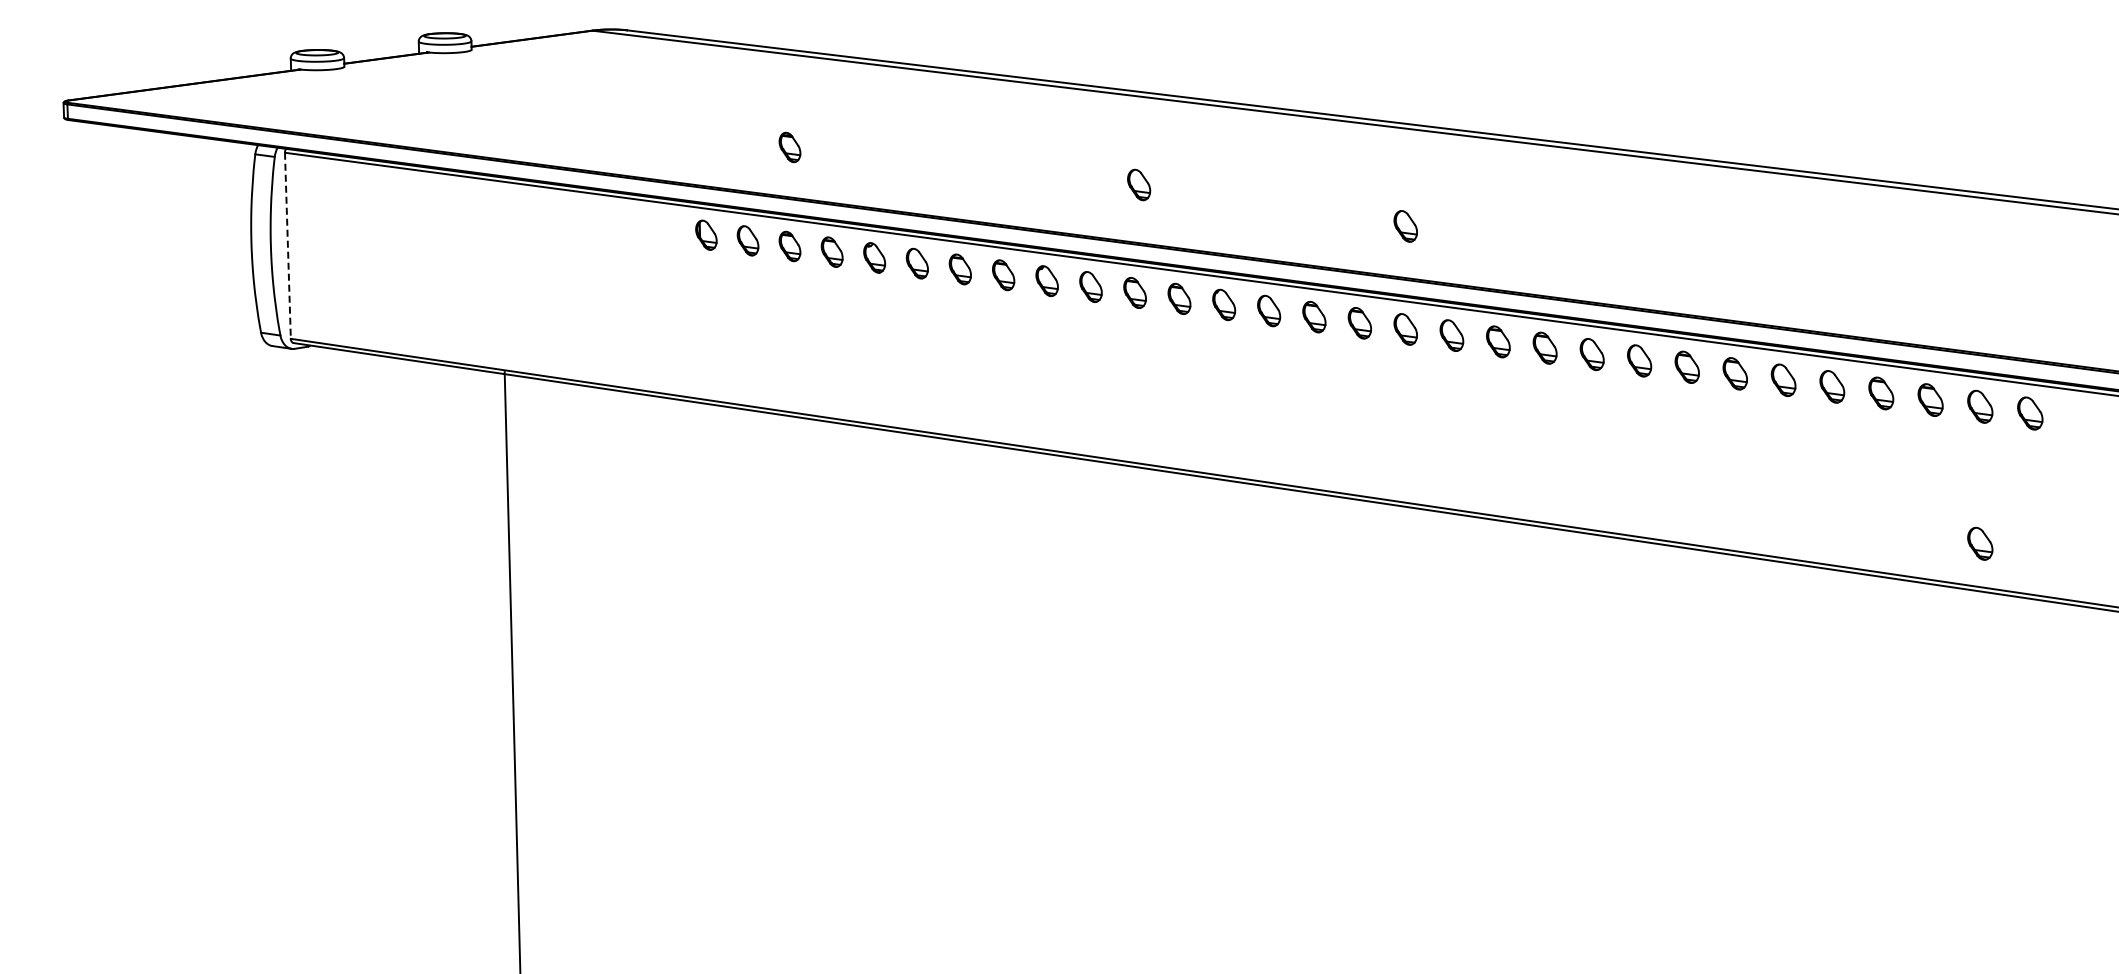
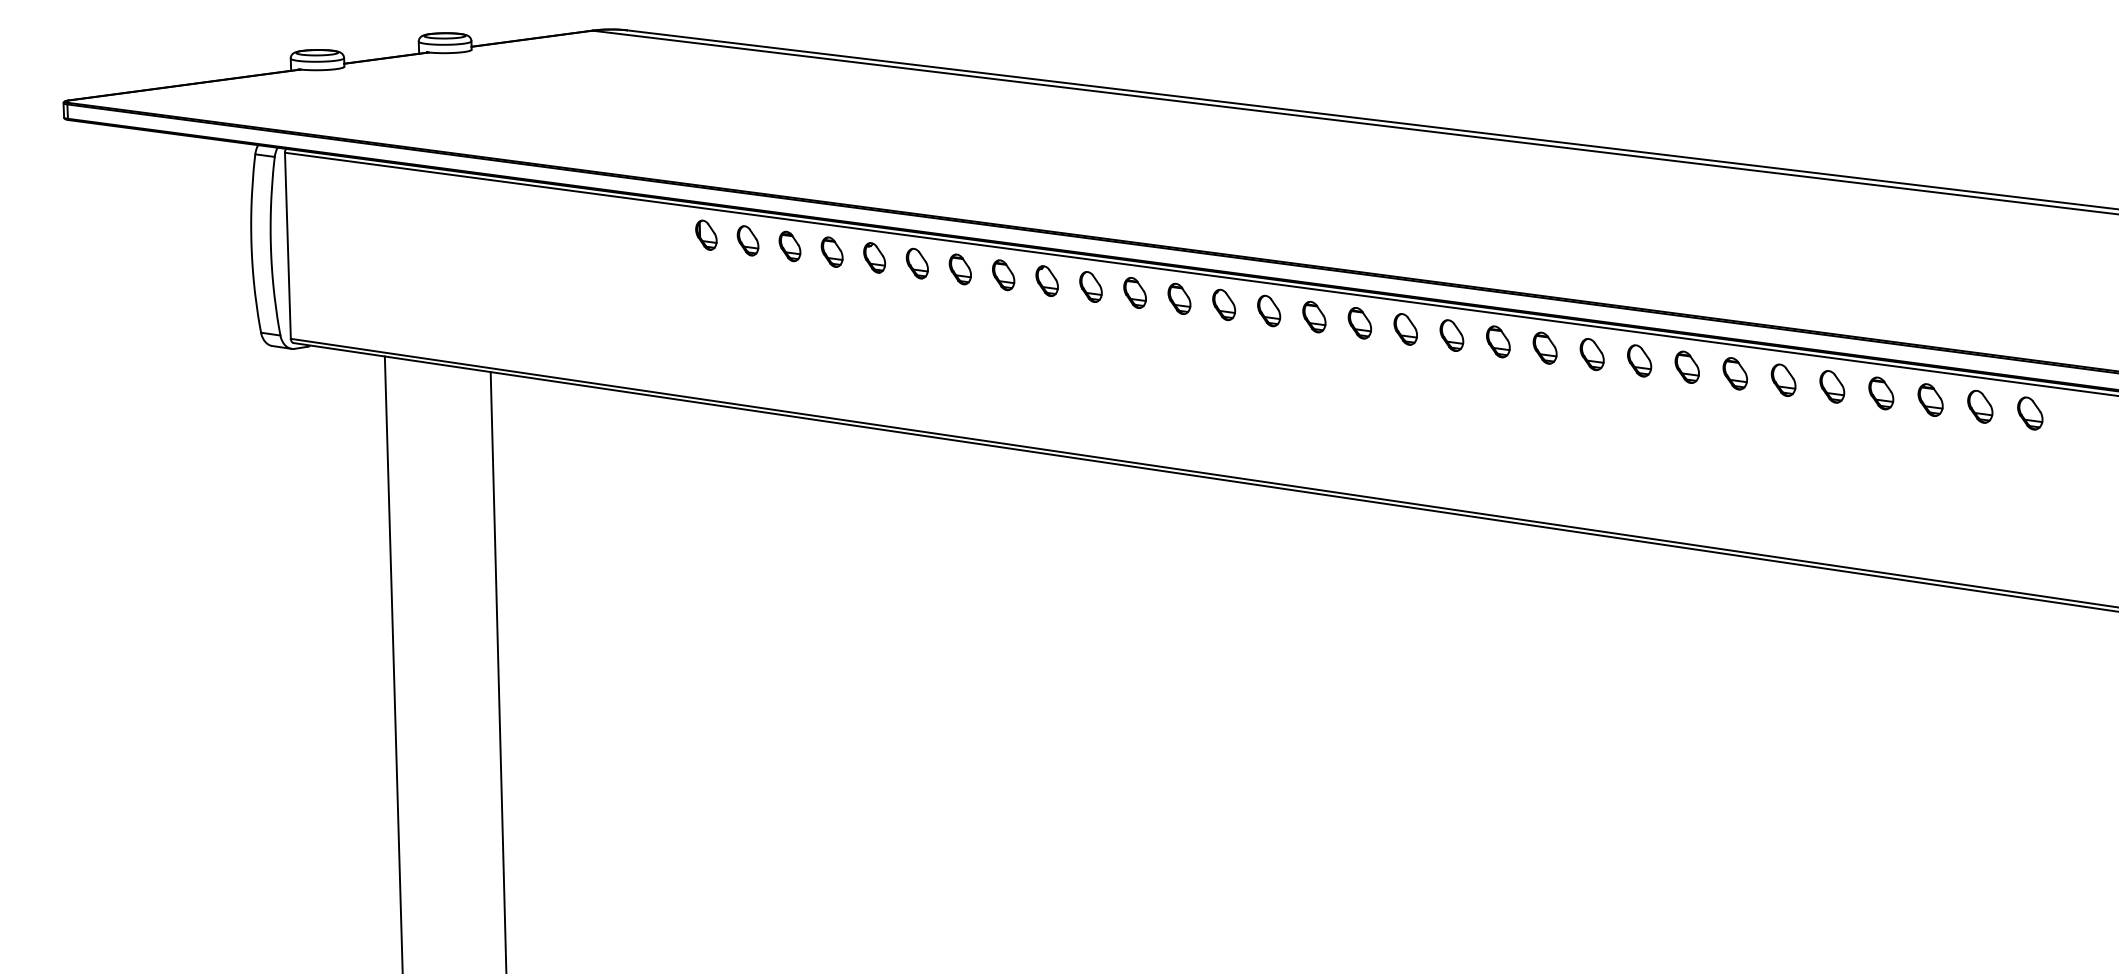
part: present -> none (789, 147)
part: present -> none (1139, 184)
part: present -> none (1405, 226)
line: dashed -> solid (287, 246)
part: present -> none (1980, 543)
line: none -> present (393, 663)
line position: (512, 671) -> (498, 671) (498, 671)
